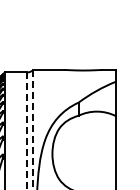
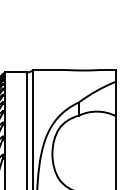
line: dashed -> solid (33, 129)
line: dashed -> solid (27, 131)
